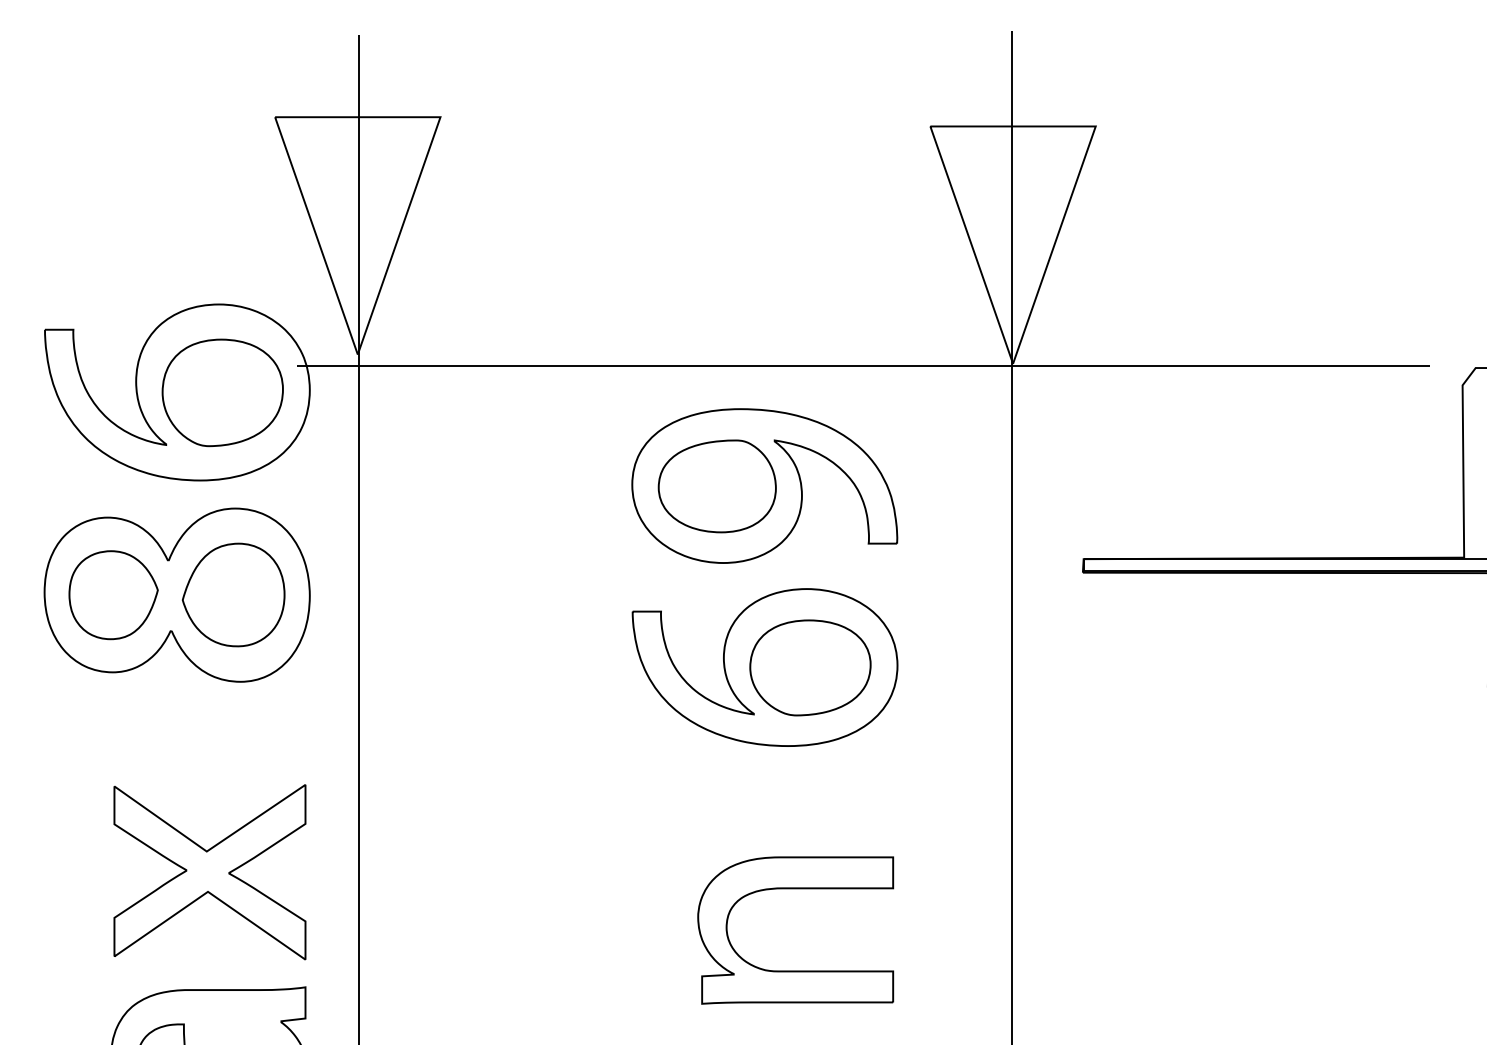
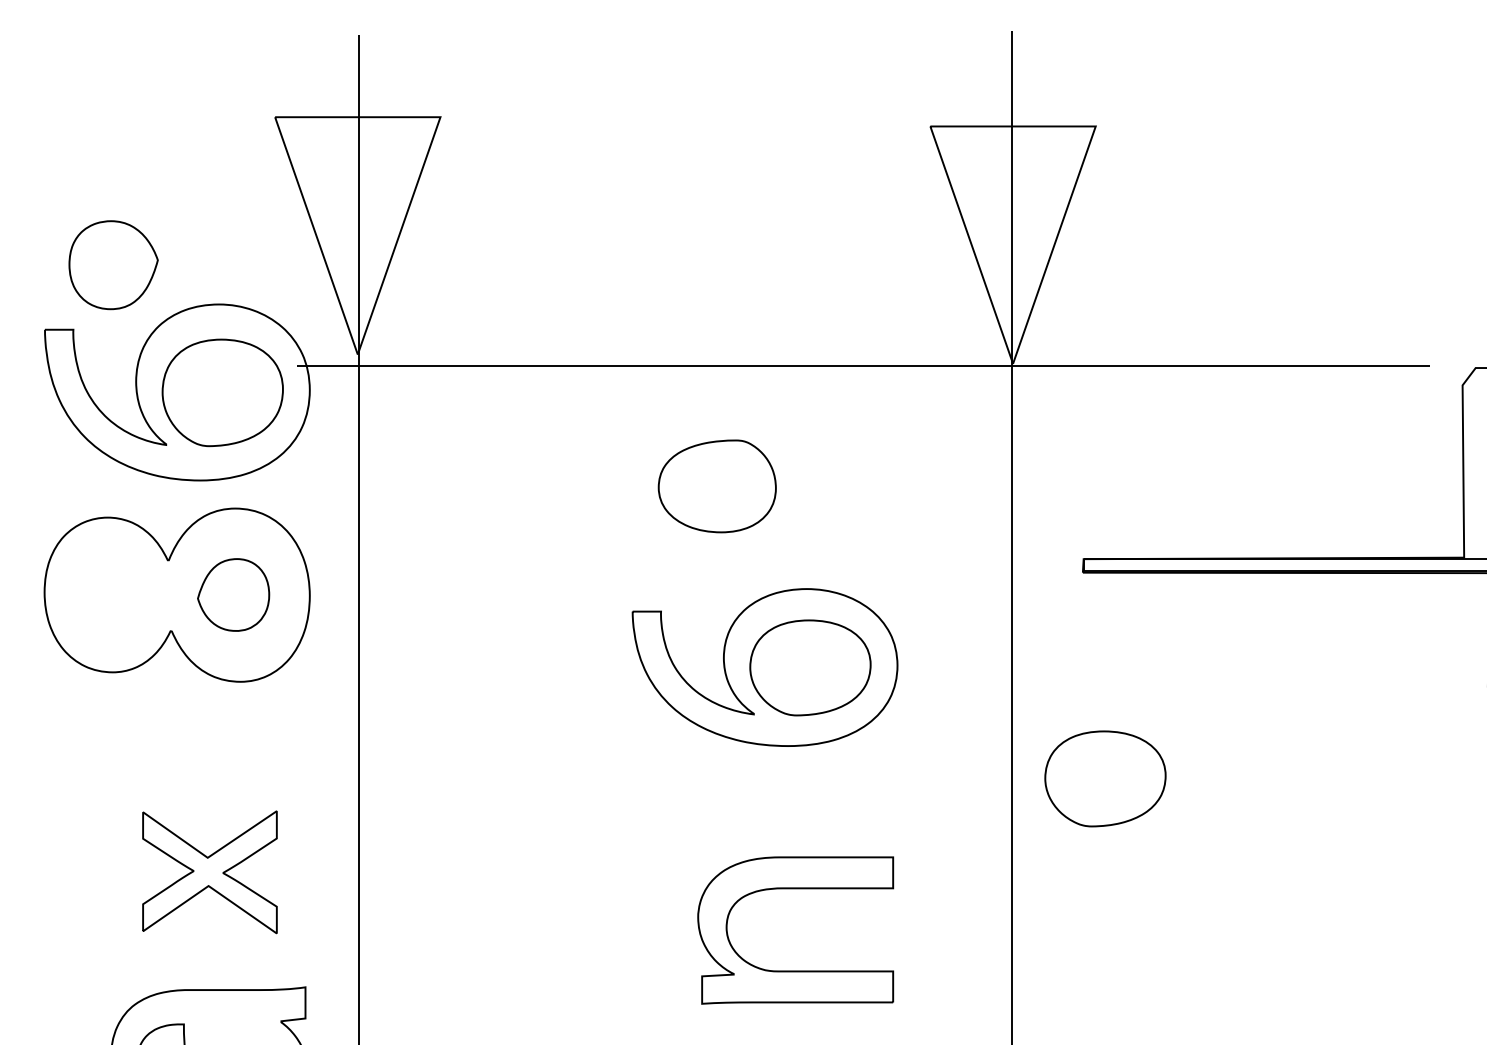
part: present -> none (764, 485)
part size: 105x106 px -> 74x74 px (233, 594)
part position: (113, 595) -> (113, 265) (113, 265)
part: none -> present (1105, 778)
part size: 194x177 px -> 136x125 px (209, 872)
